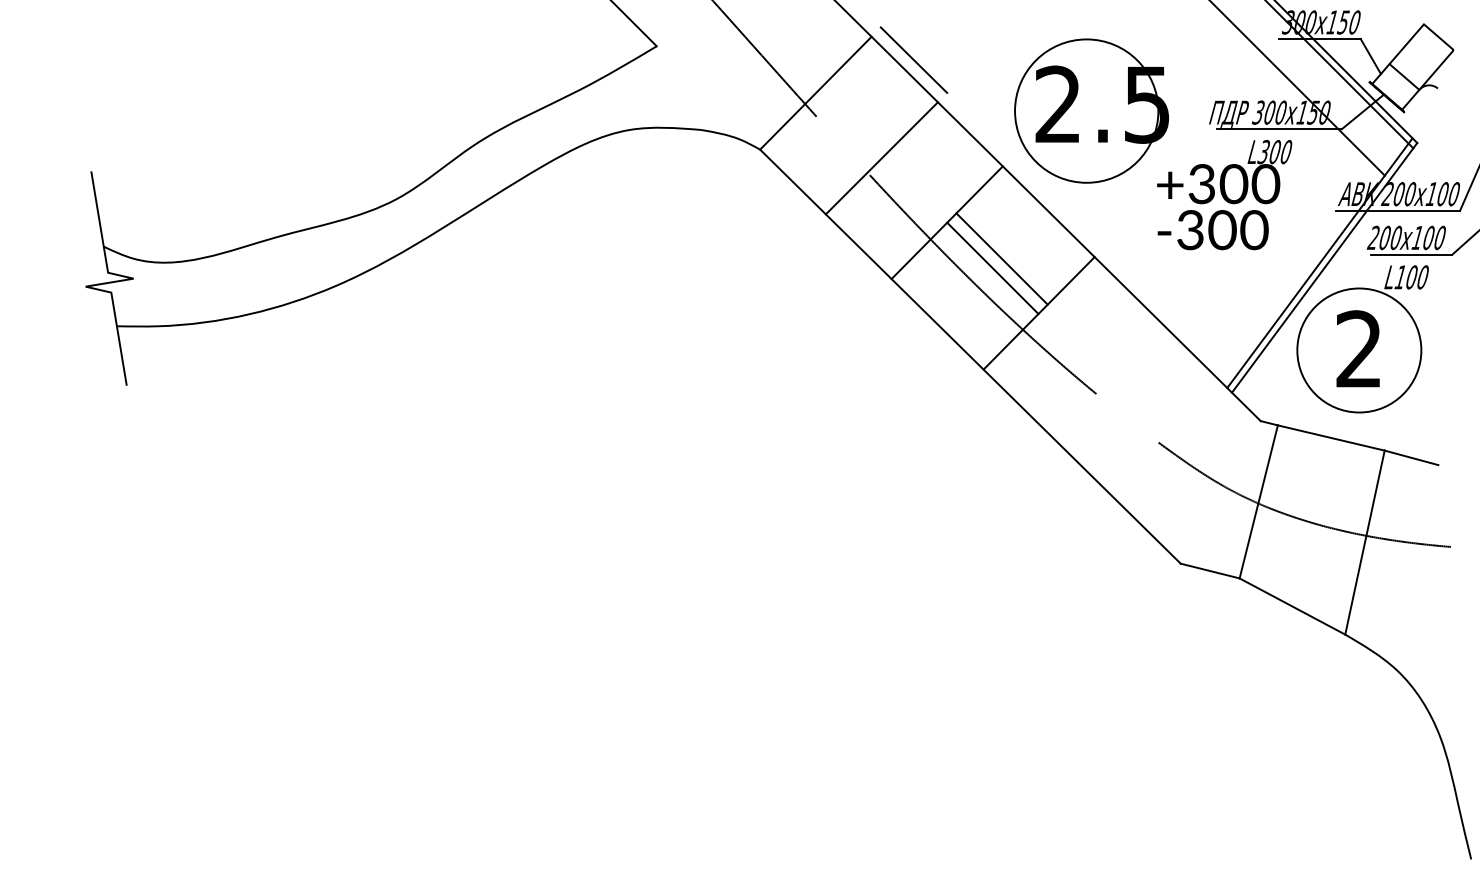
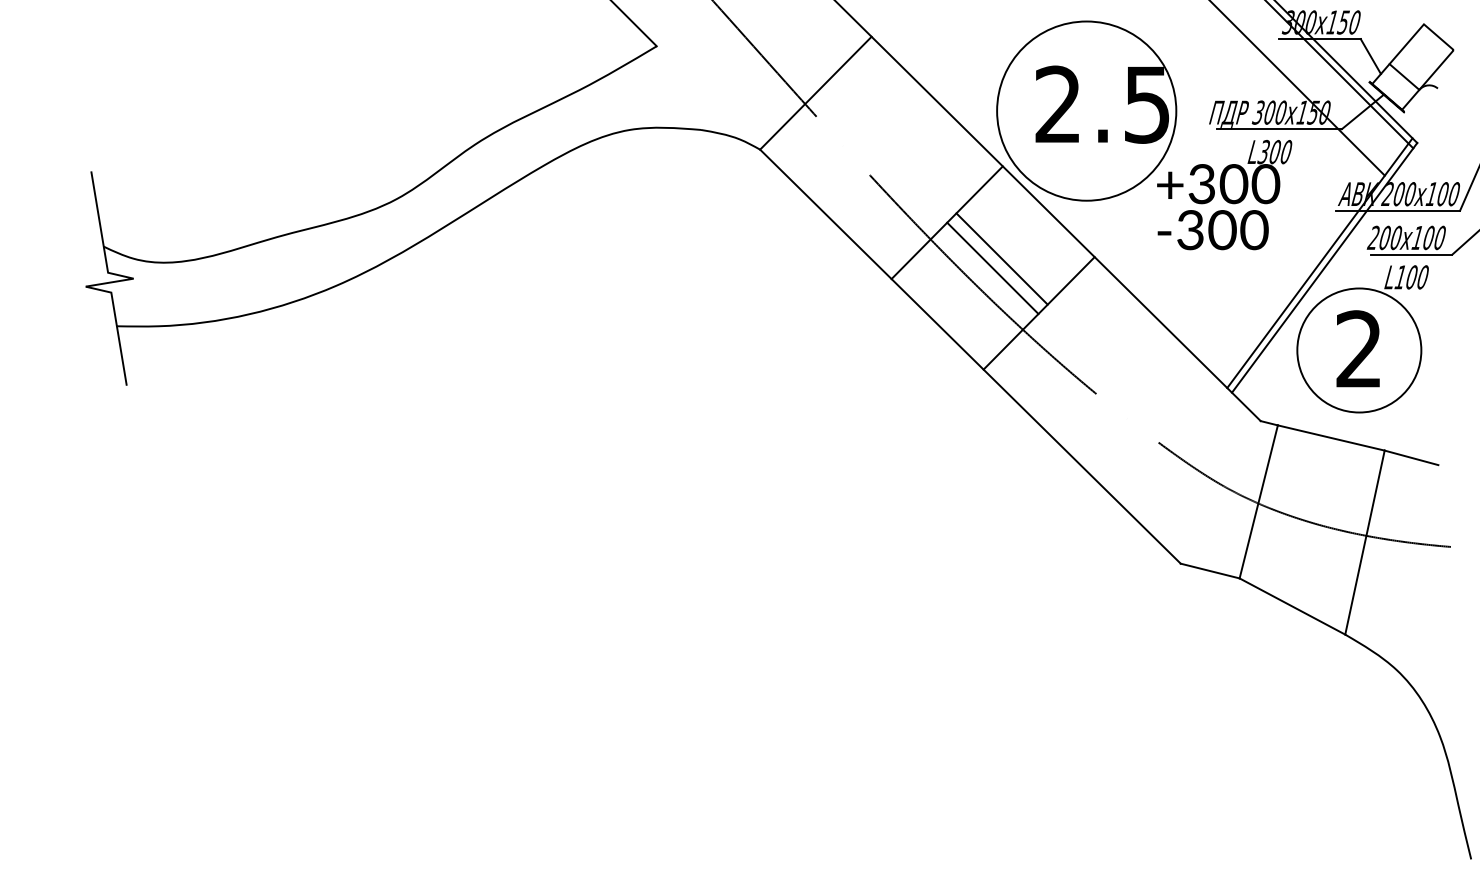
line: present -> none (913, 59)
circle diameter: 143 px -> 179 px (1086, 110)
line: present -> none (881, 158)
